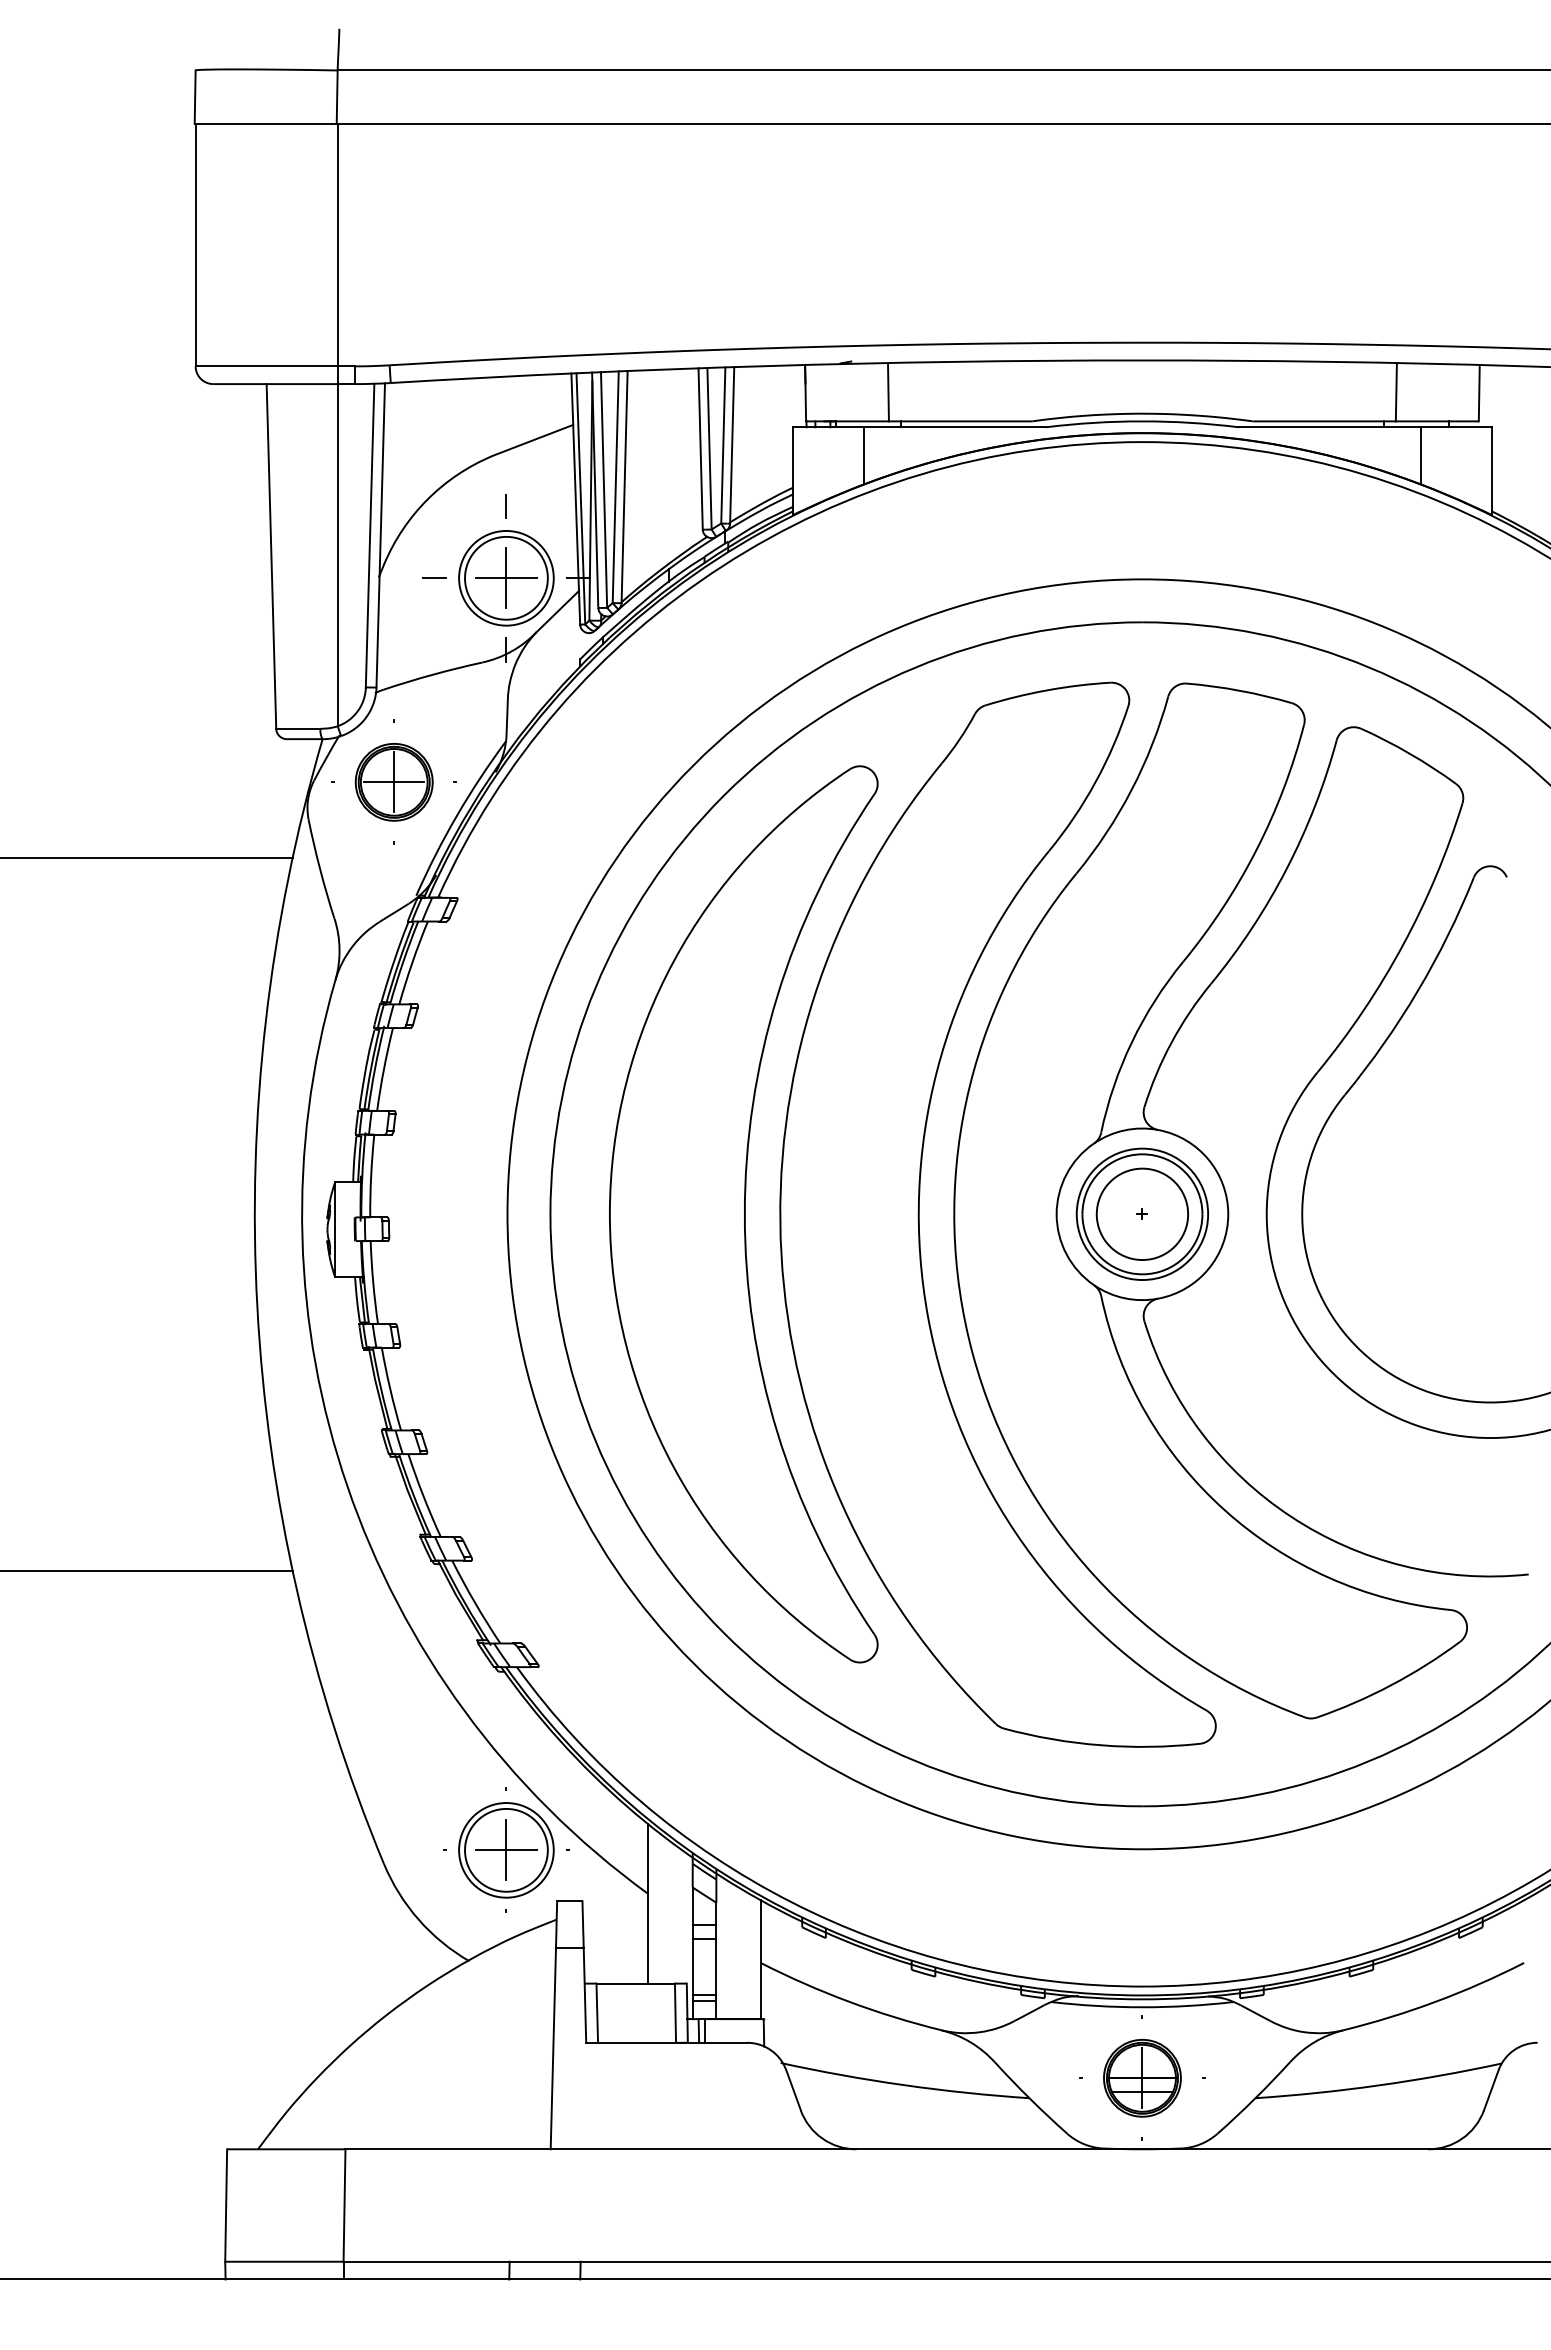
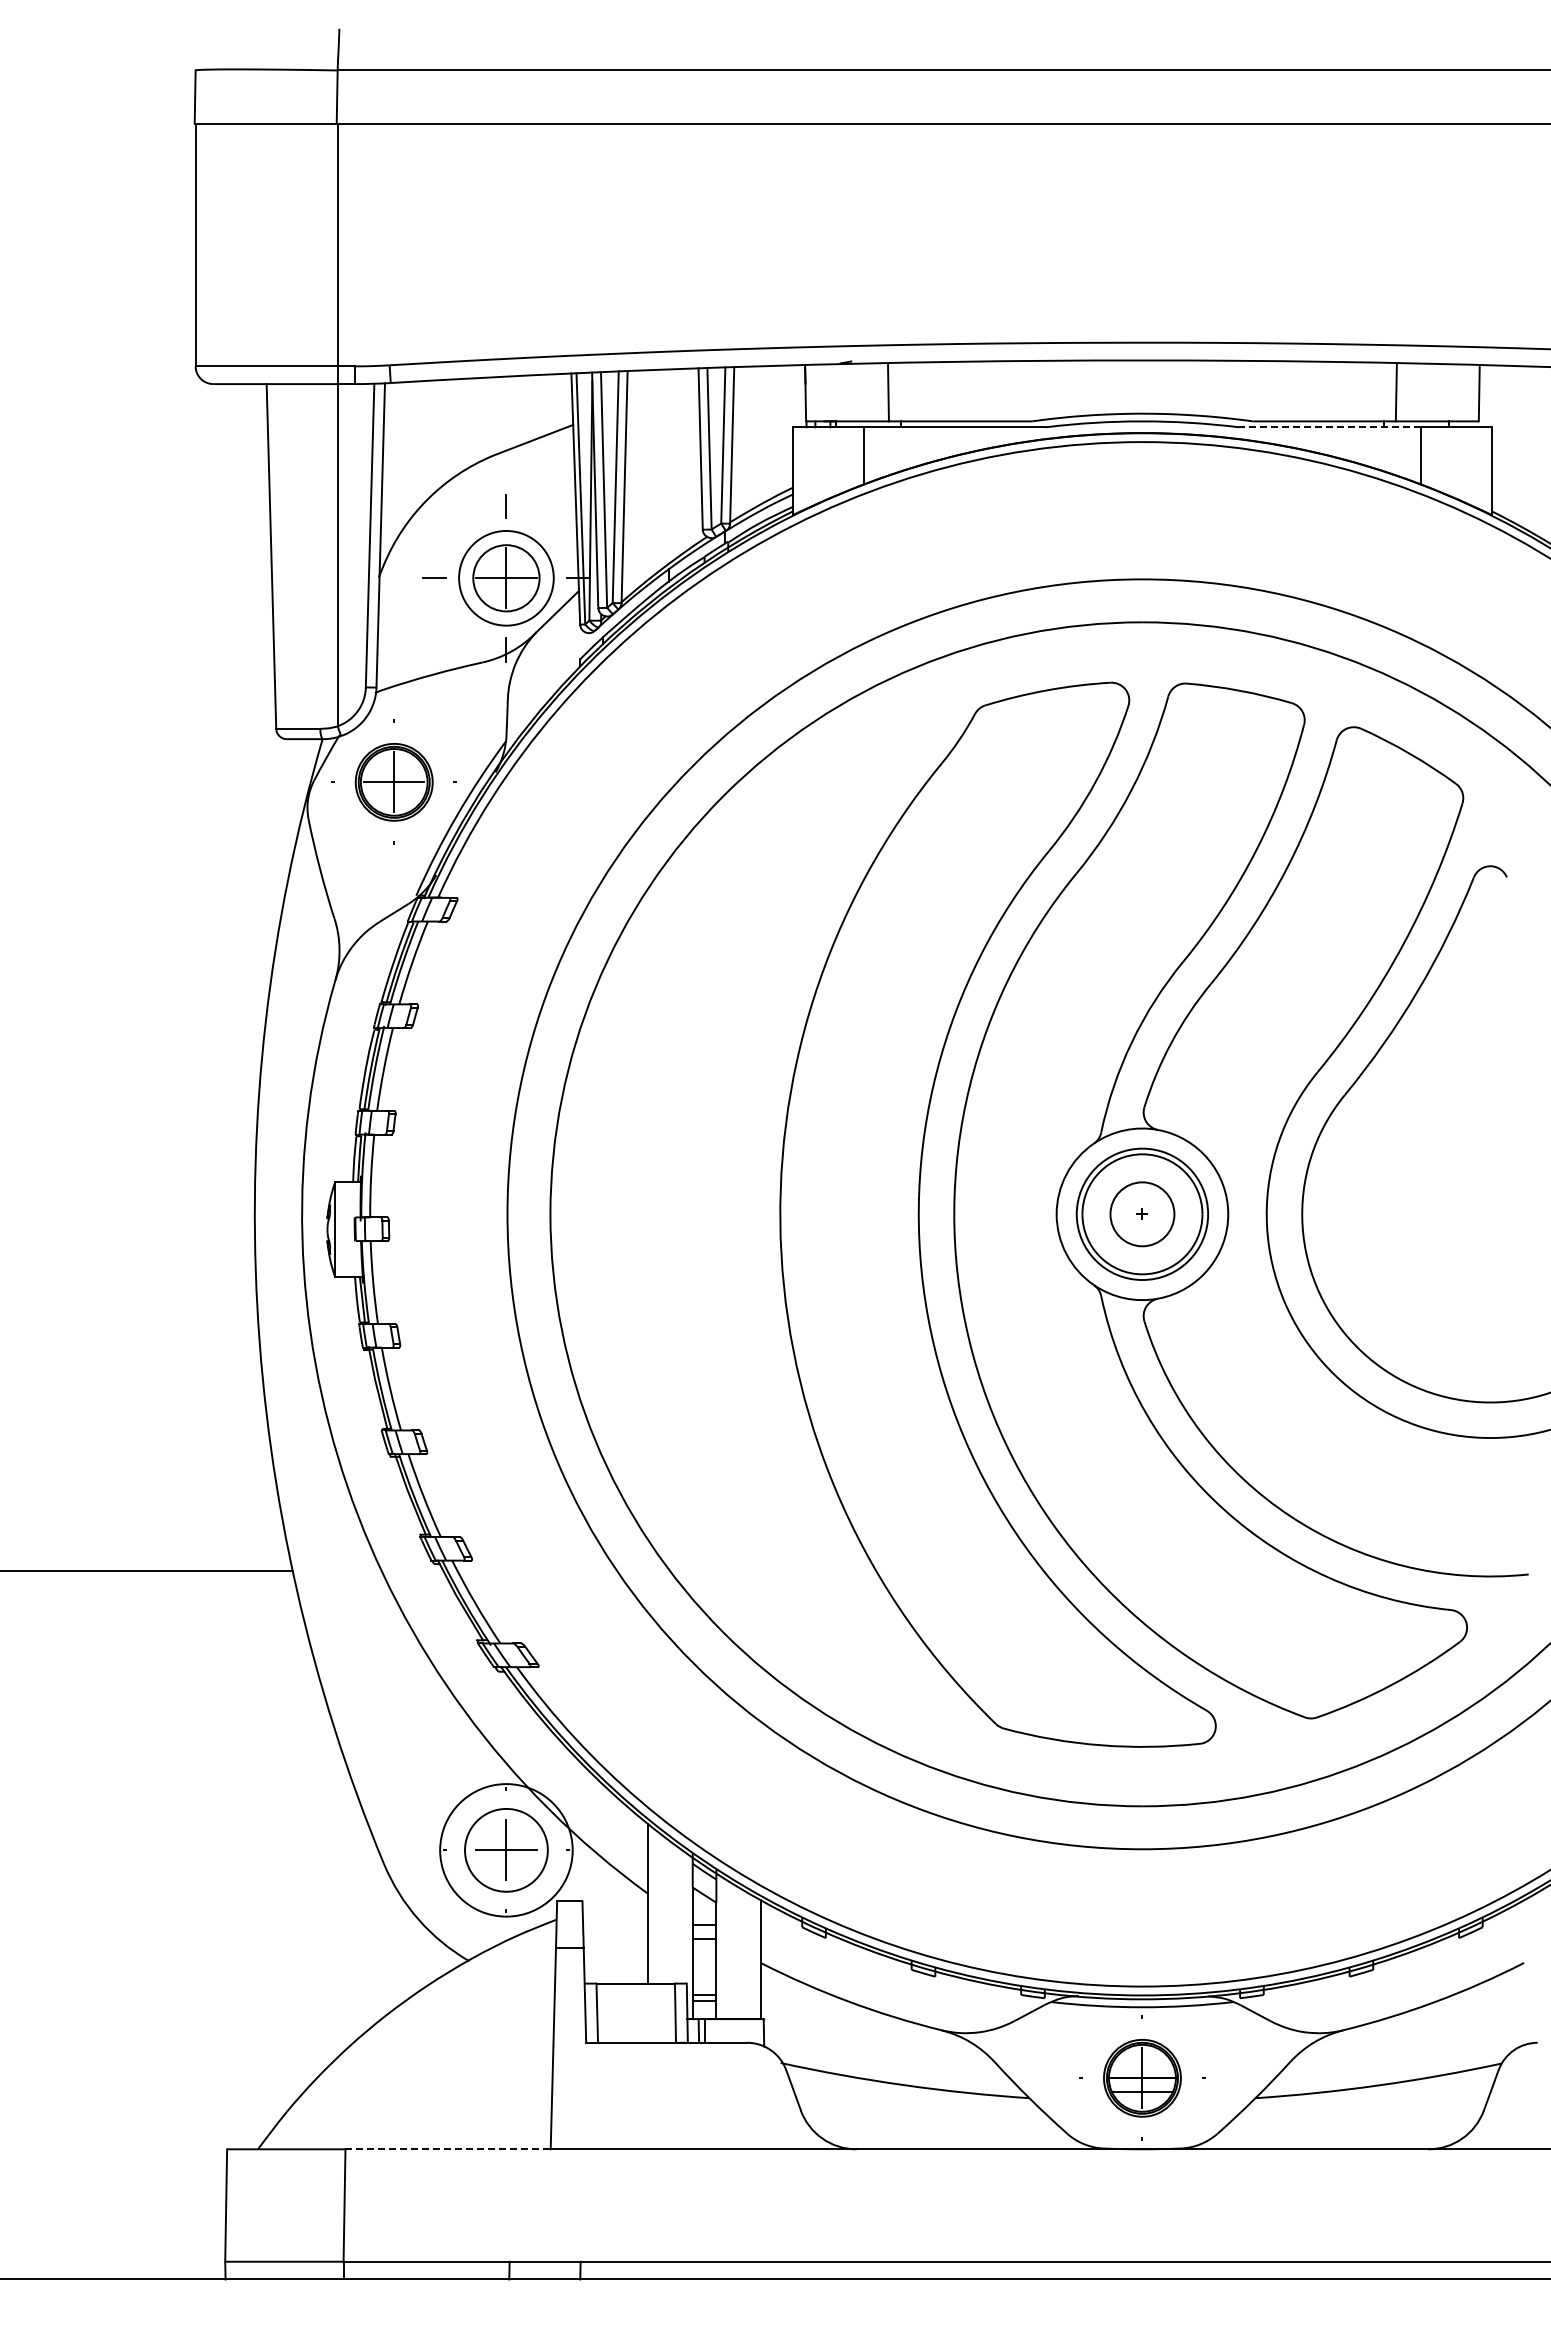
line: solid -> dashed (1329, 427)
circle diameter: 83 px -> 66 px (506, 578)
line: present -> none (147, 857)
part: present -> none (743, 1214)
circle diameter: 91 px -> 64 px (1142, 1214)
circle diameter: 95 px -> 133 px (506, 1850)
line: solid -> dashed (448, 2149)
